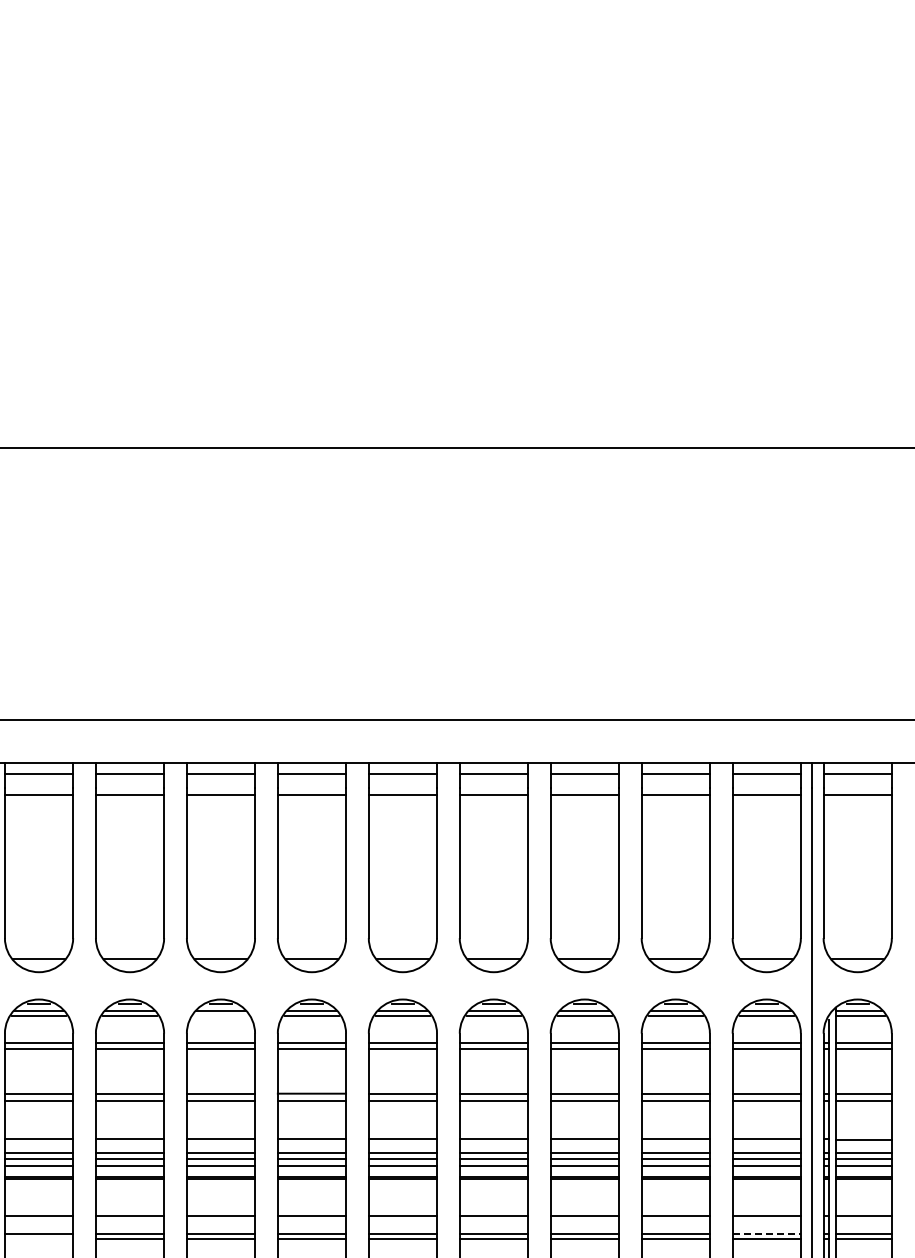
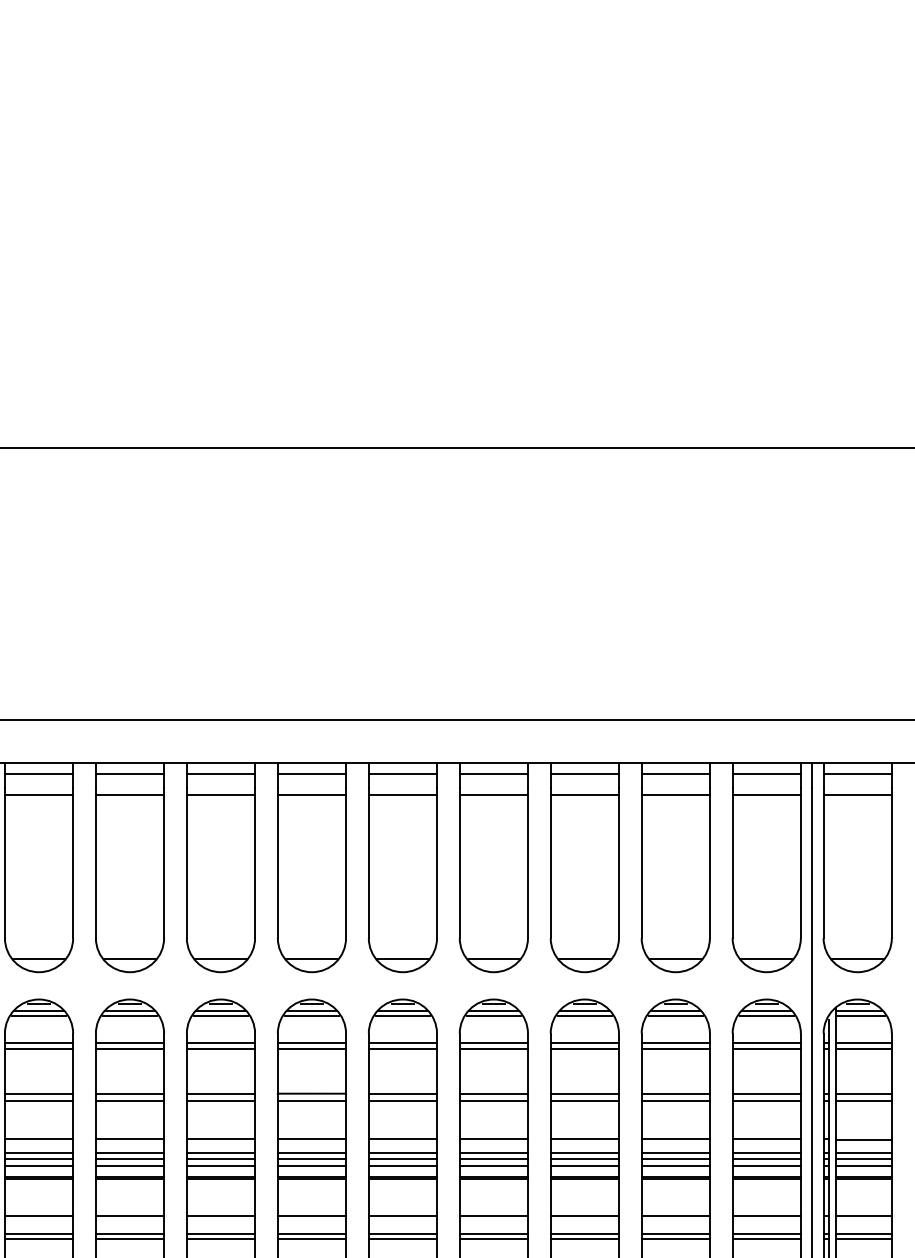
line: none -> present (220, 1016)
line: dashed -> solid (767, 1233)
line: none -> present (38, 1239)
